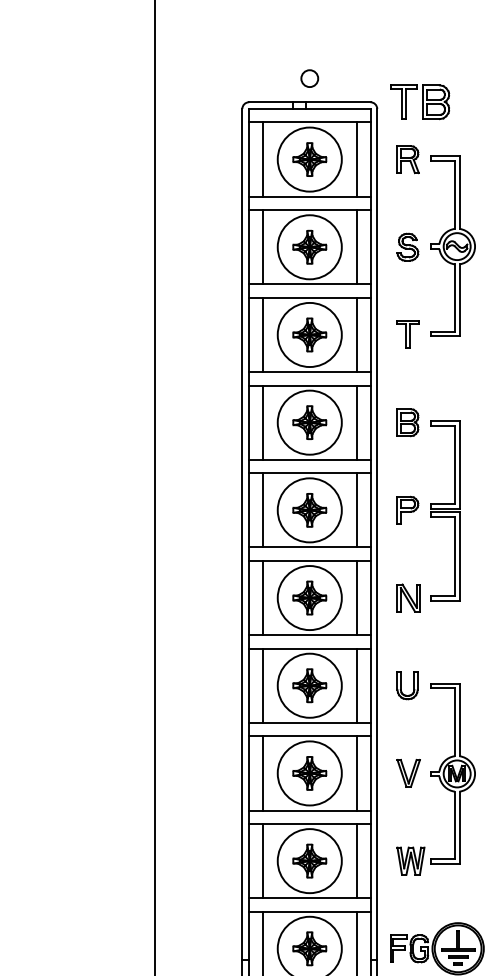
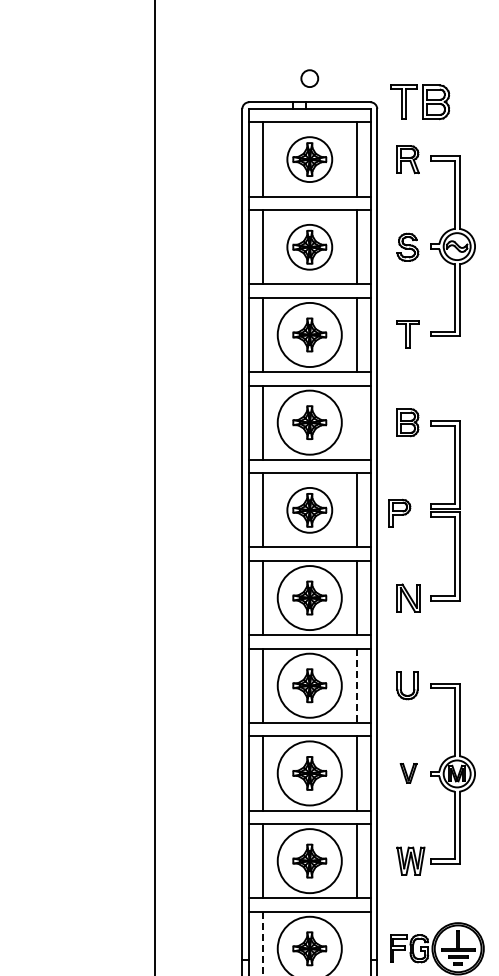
circle diameter: 64 px -> 45 px (309, 159)
circle diameter: 64 px -> 45 px (309, 246)
line: present -> none (357, 422)
part position: (407, 509) -> (399, 512) (399, 512)
circle diameter: 64 px -> 45 px (309, 509)
line: solid -> dashed (357, 686)
part size: 25x29 px -> 19x21 px (408, 773)
line: present -> none (357, 941)
line: solid -> dashed (262, 943)
